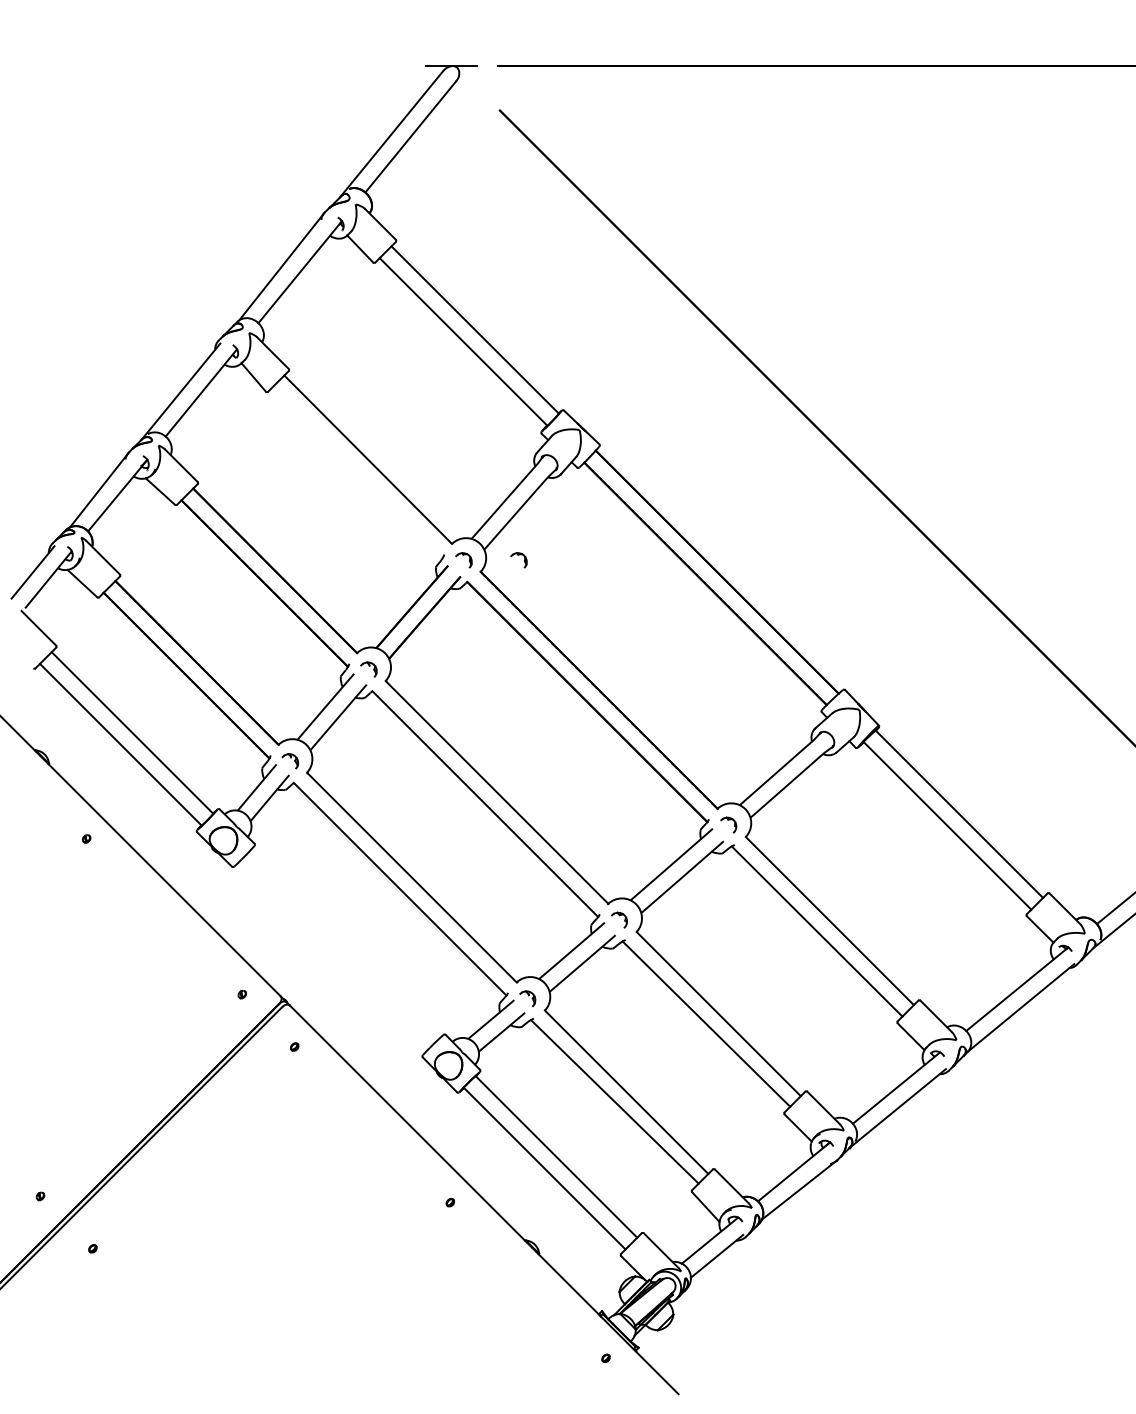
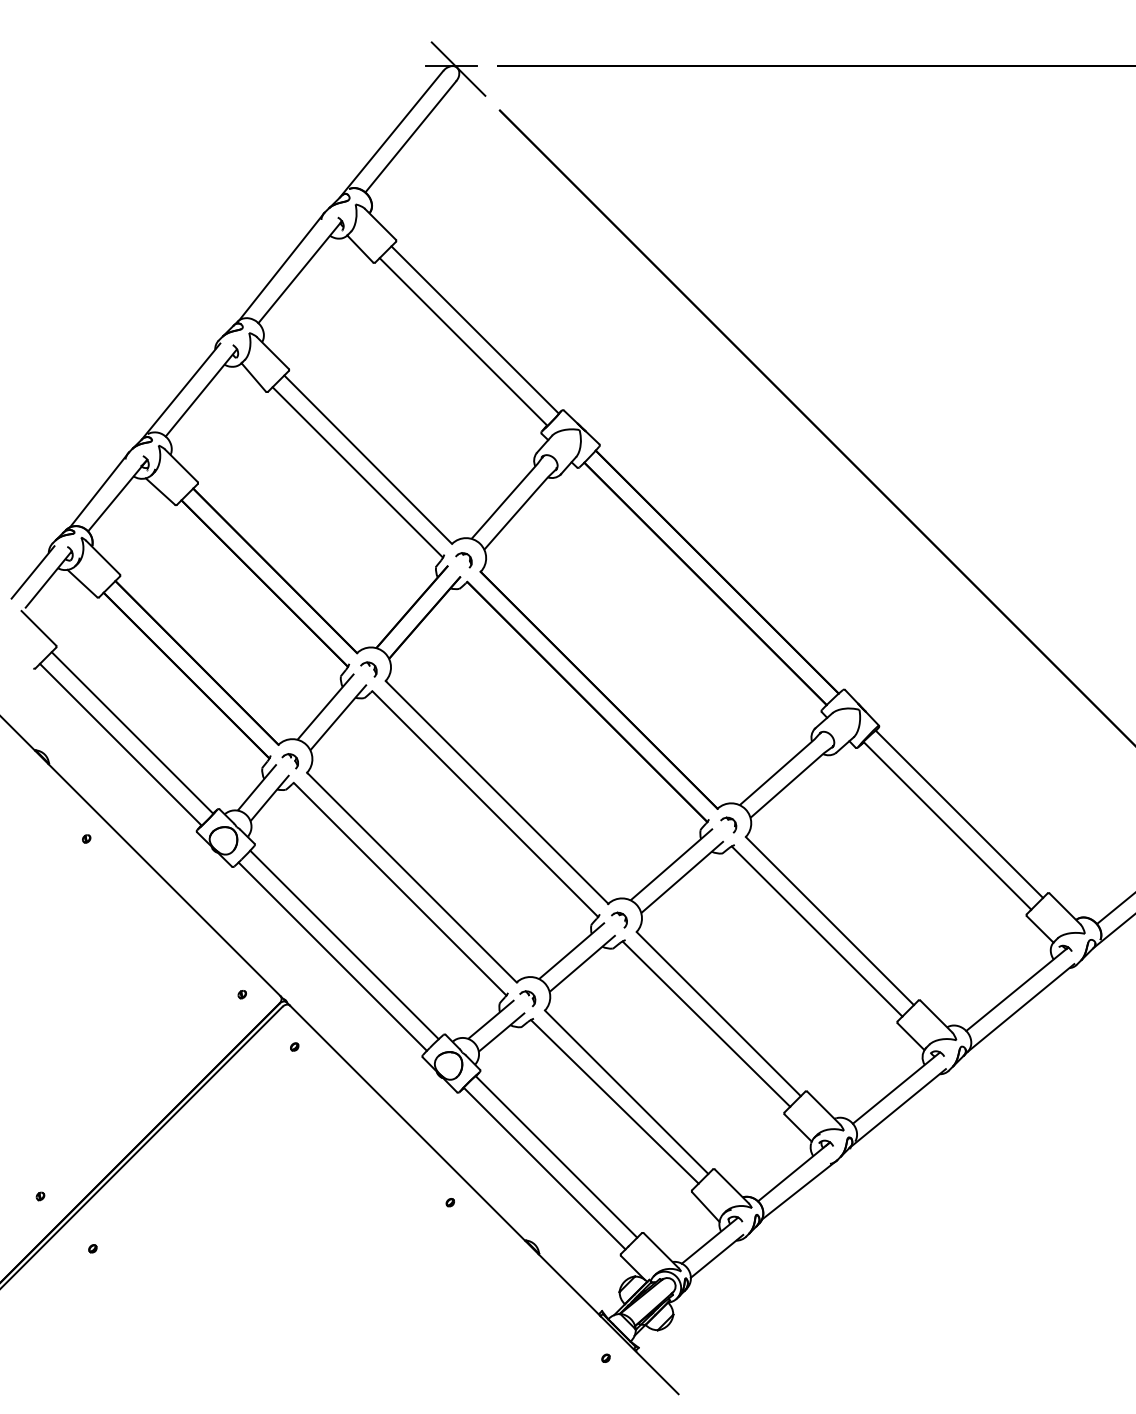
line: none -> present (458, 68)
line: none -> present (357, 472)
part: present -> none (518, 560)
line: none -> present (344, 944)
line: none -> present (332, 956)
